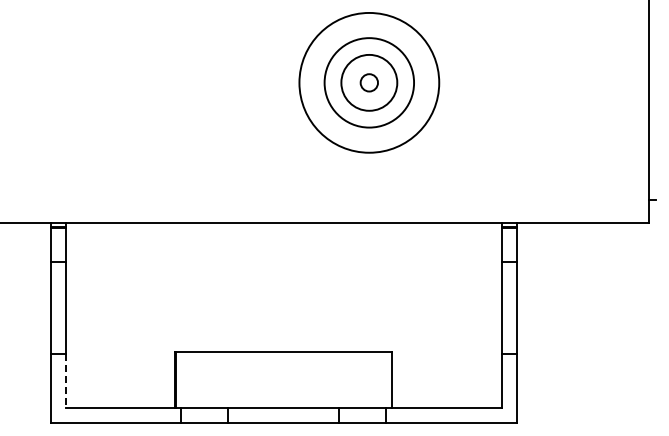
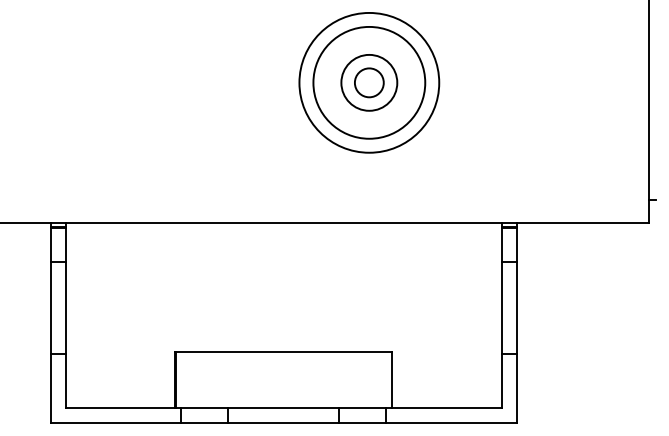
circle diameter: 17 px -> 29 px (368, 82)
circle diameter: 89 px -> 112 px (369, 82)
line: dashed -> solid (65, 381)
